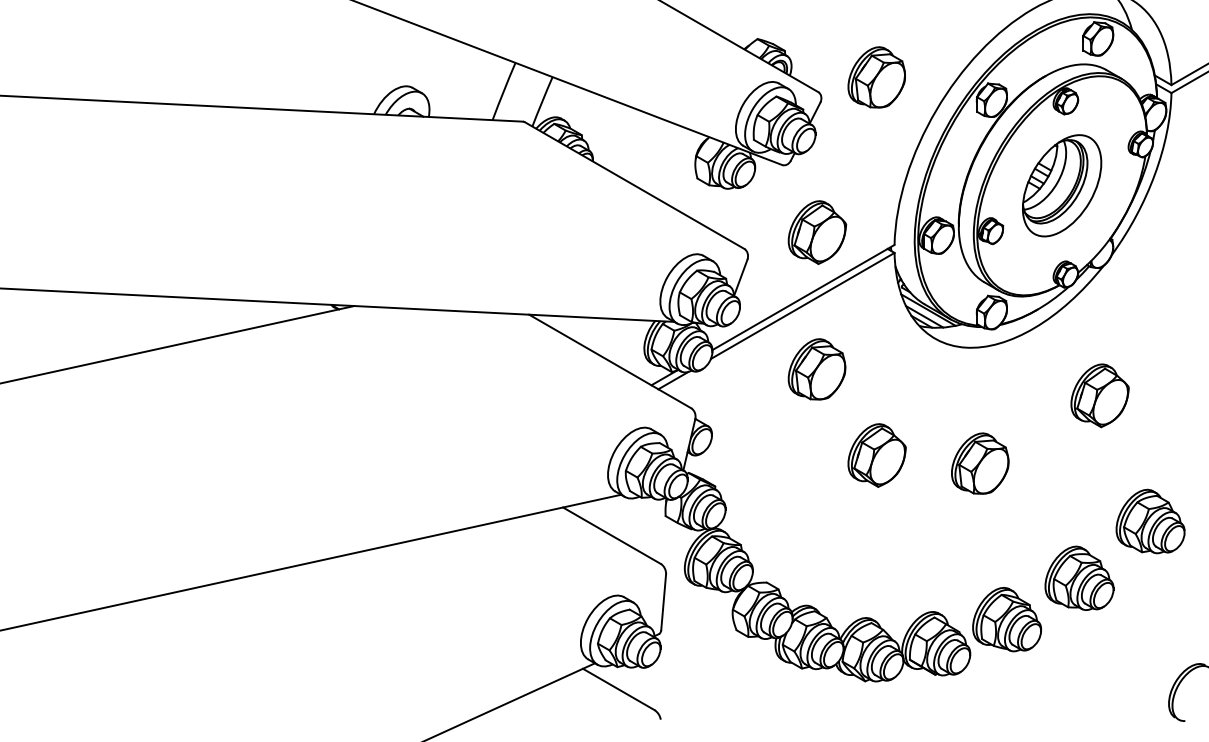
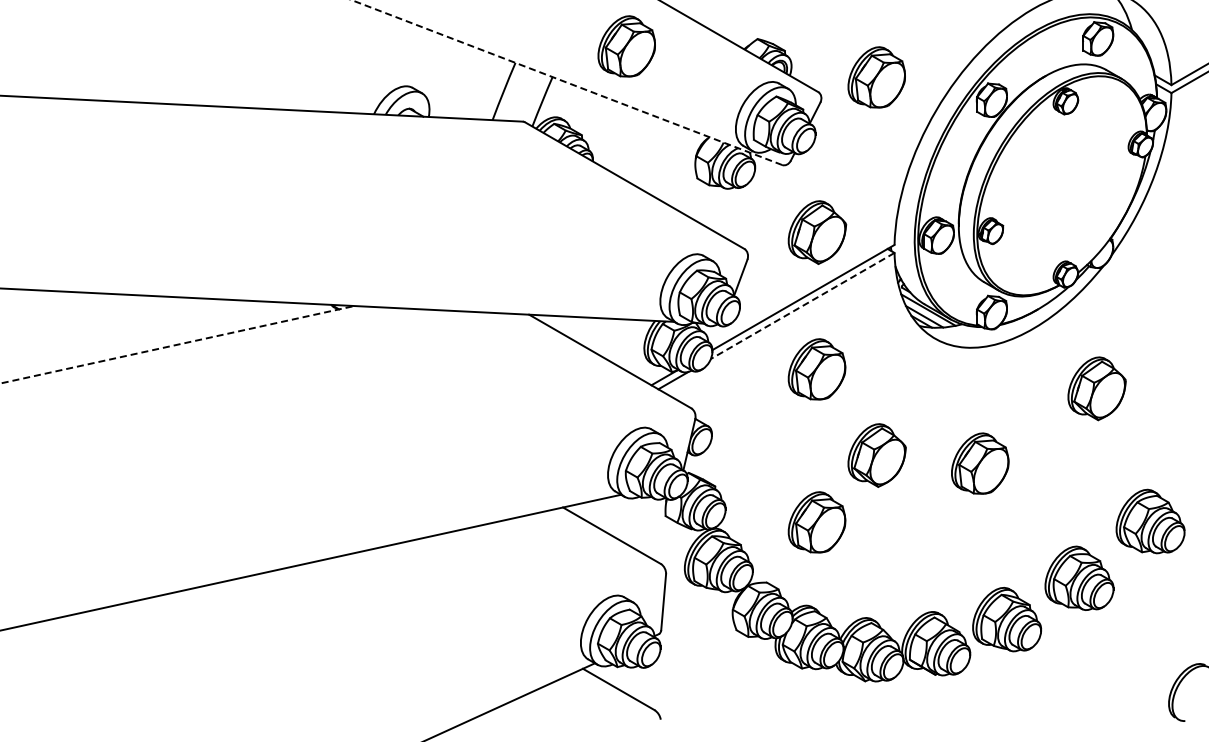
part: none -> present (626, 46)
line: solid -> dashed (566, 82)
part: present -> none (1062, 185)
line: solid -> dashed (802, 306)
line: solid -> dashed (177, 344)
part position: (1099, 395) -> (1096, 388) (1096, 388)
part: none -> present (816, 522)
